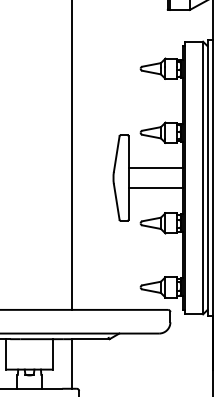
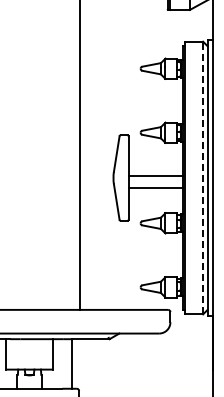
line position: (71, 155) -> (79, 155) (79, 155)
line position: (155, 167) -> (155, 175) (155, 175)
line: solid -> dashed (203, 177)
